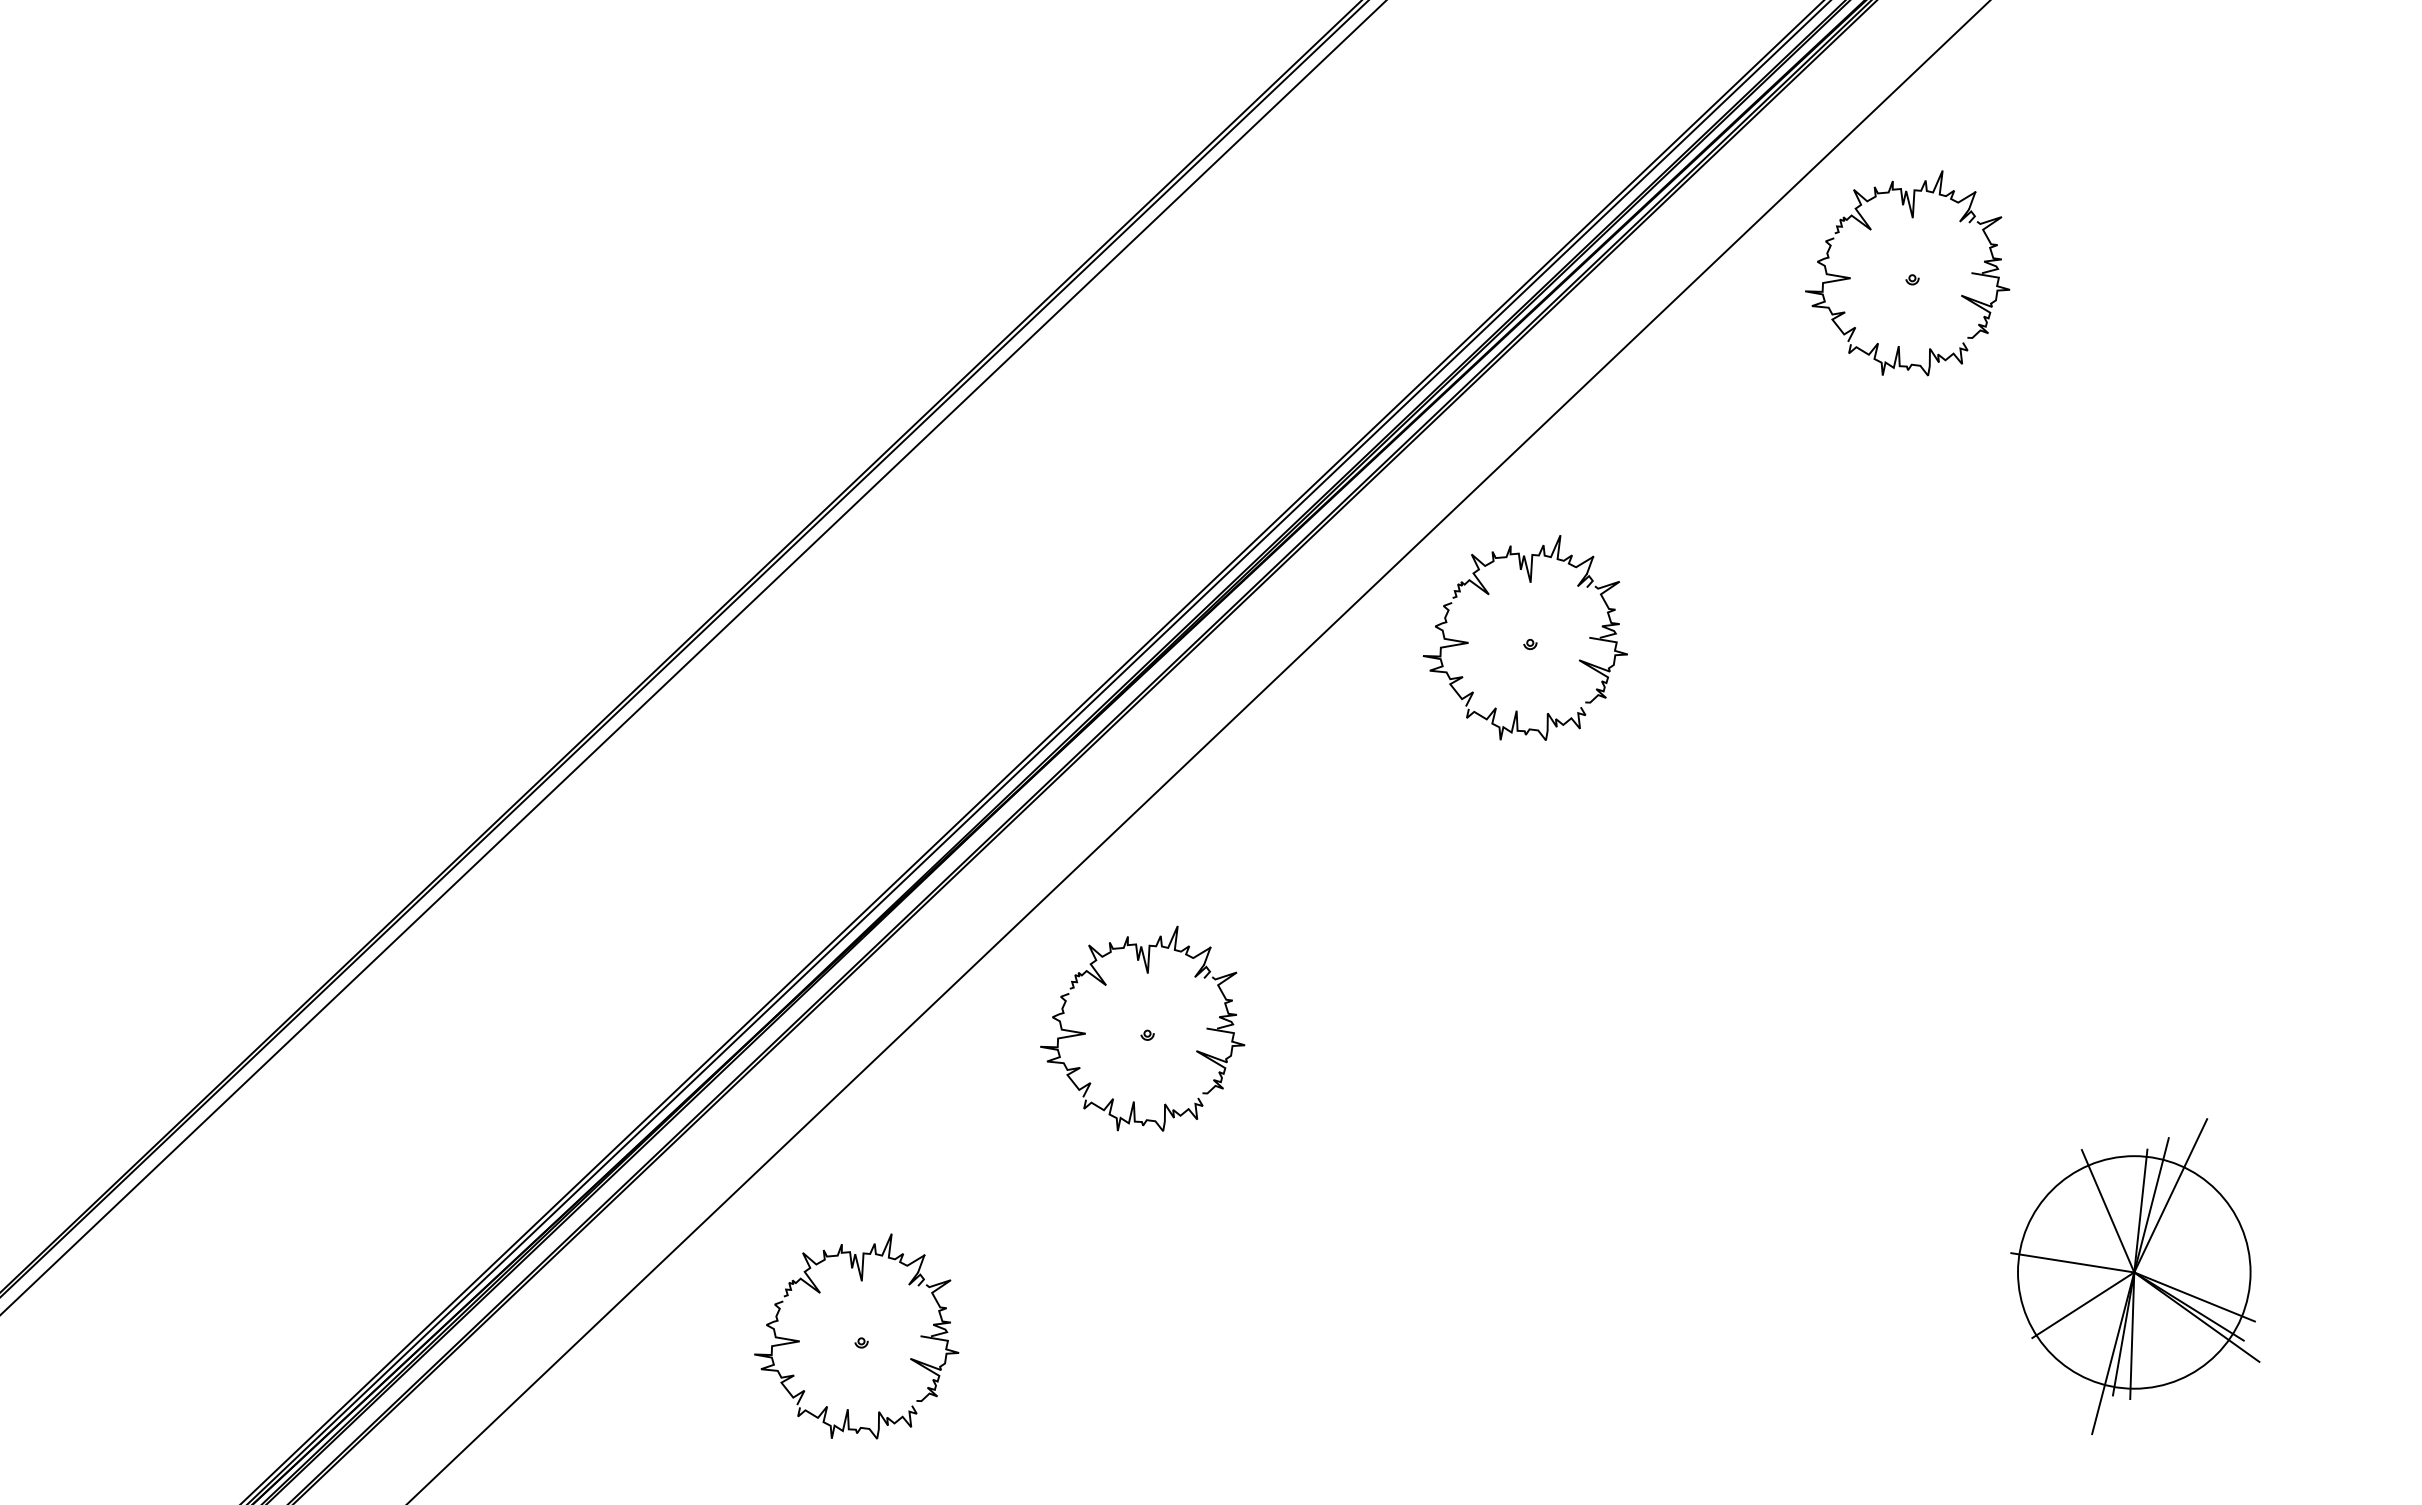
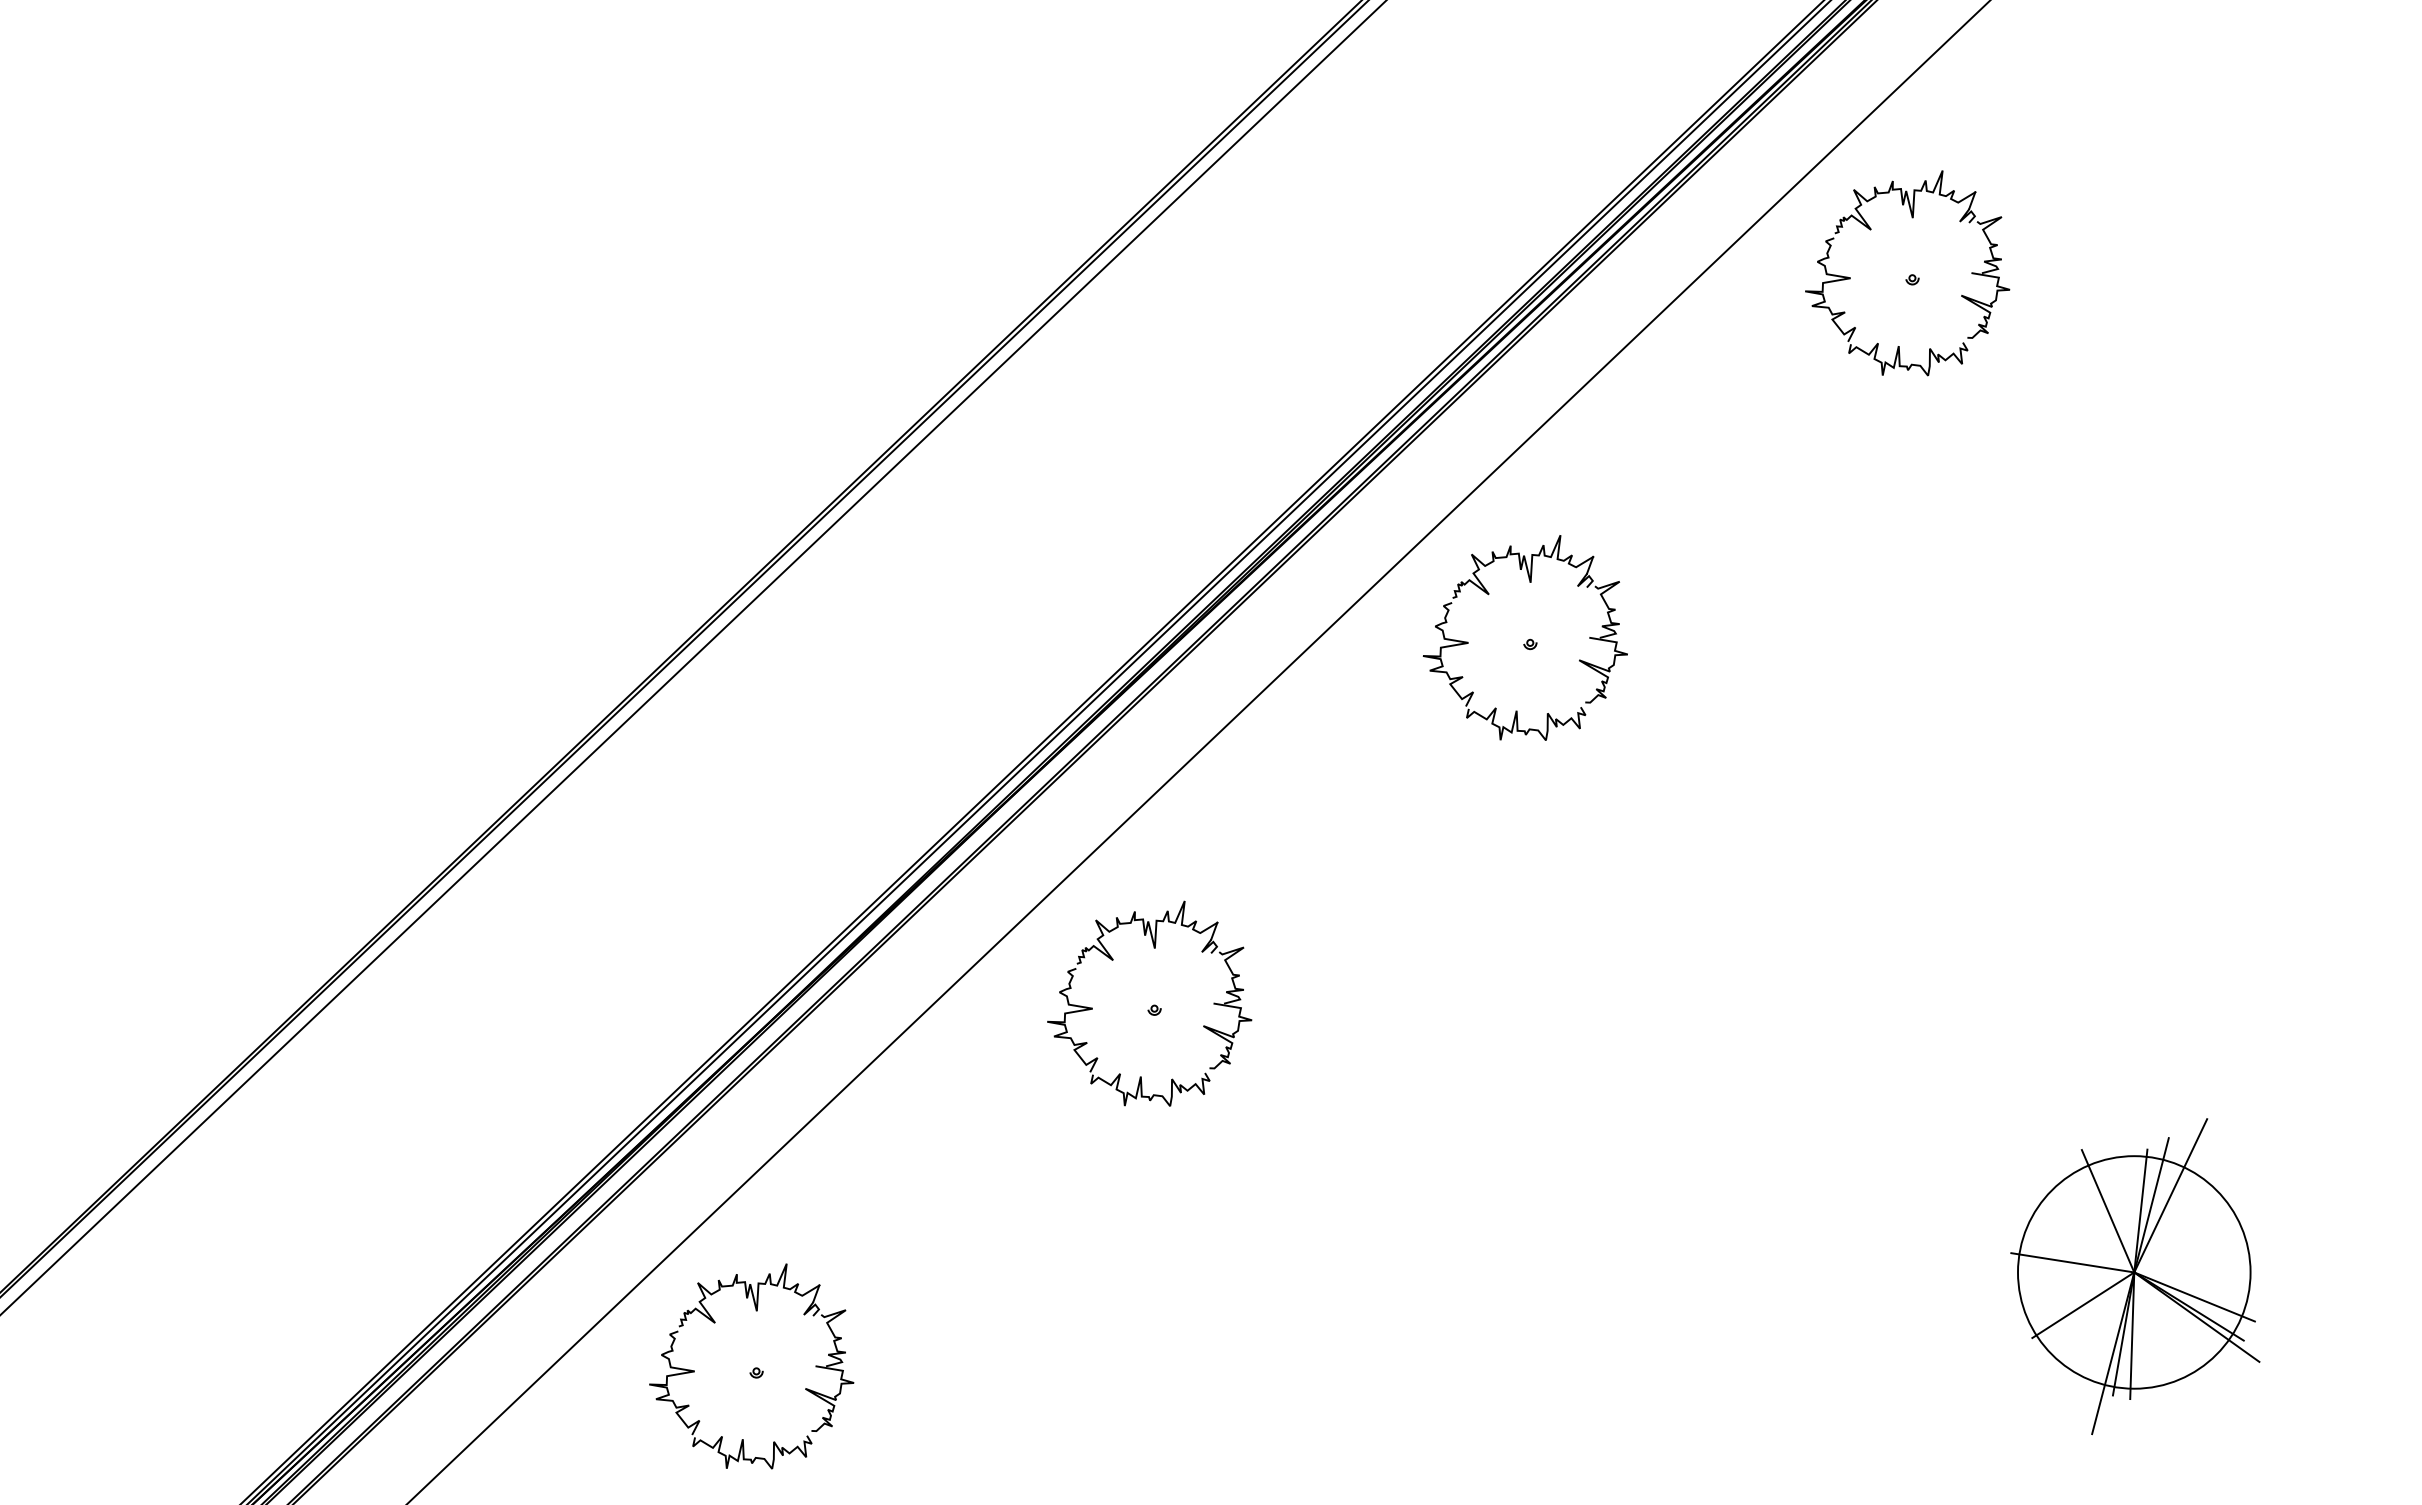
part position: (1142, 1028) -> (1149, 1003) (1149, 1003)
part position: (856, 1336) -> (751, 1366) (751, 1366)
